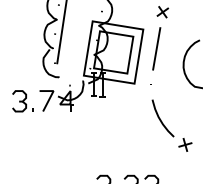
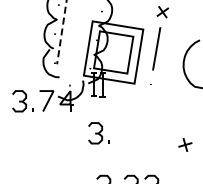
line: solid -> dashed (61, 32)
curve: present -> none (161, 119)
part: none -> present (98, 133)
